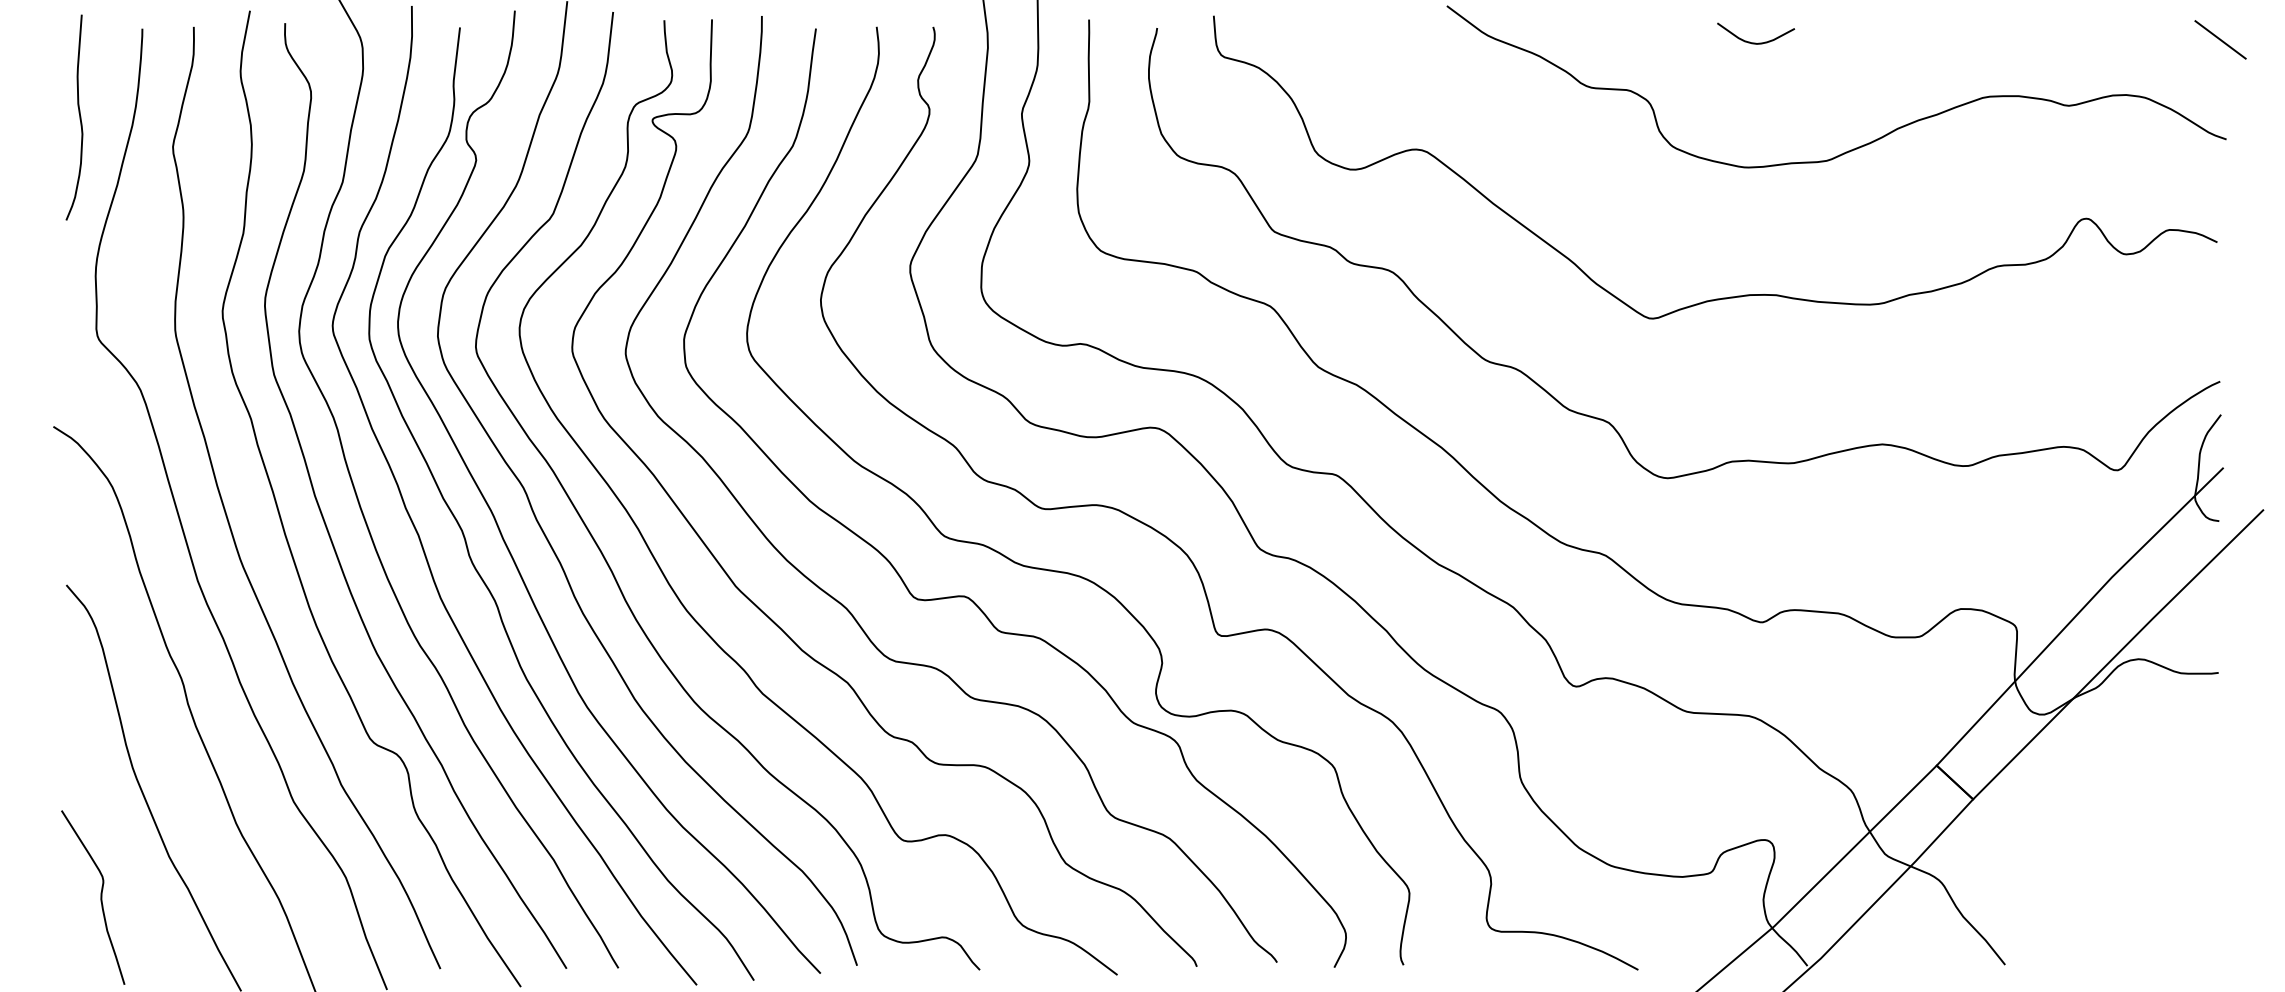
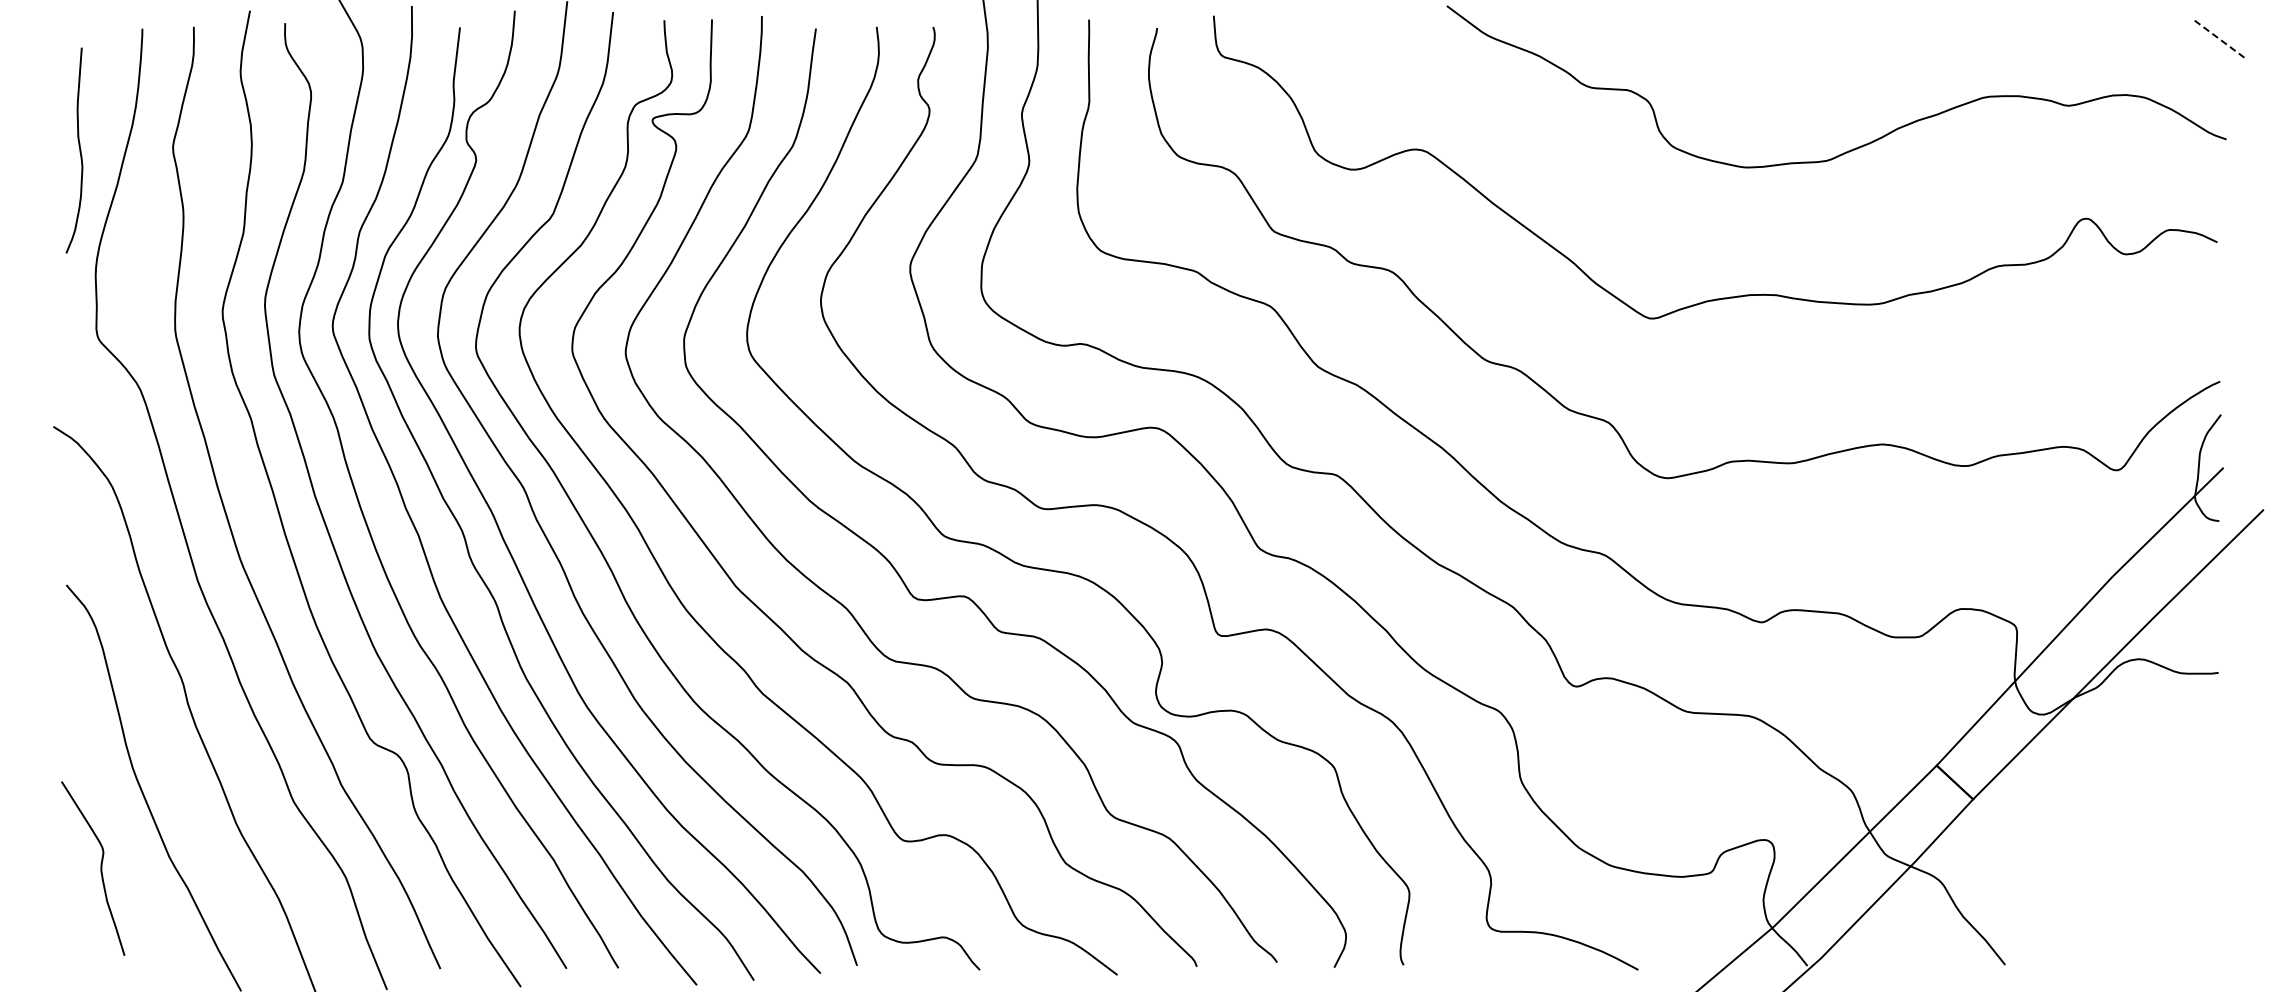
line: solid -> dashed (2220, 40)
curve: present -> none (1755, 42)
curve position: (79, 117) -> (79, 150) (79, 150)
curve position: (100, 897) -> (100, 868) (100, 868)
